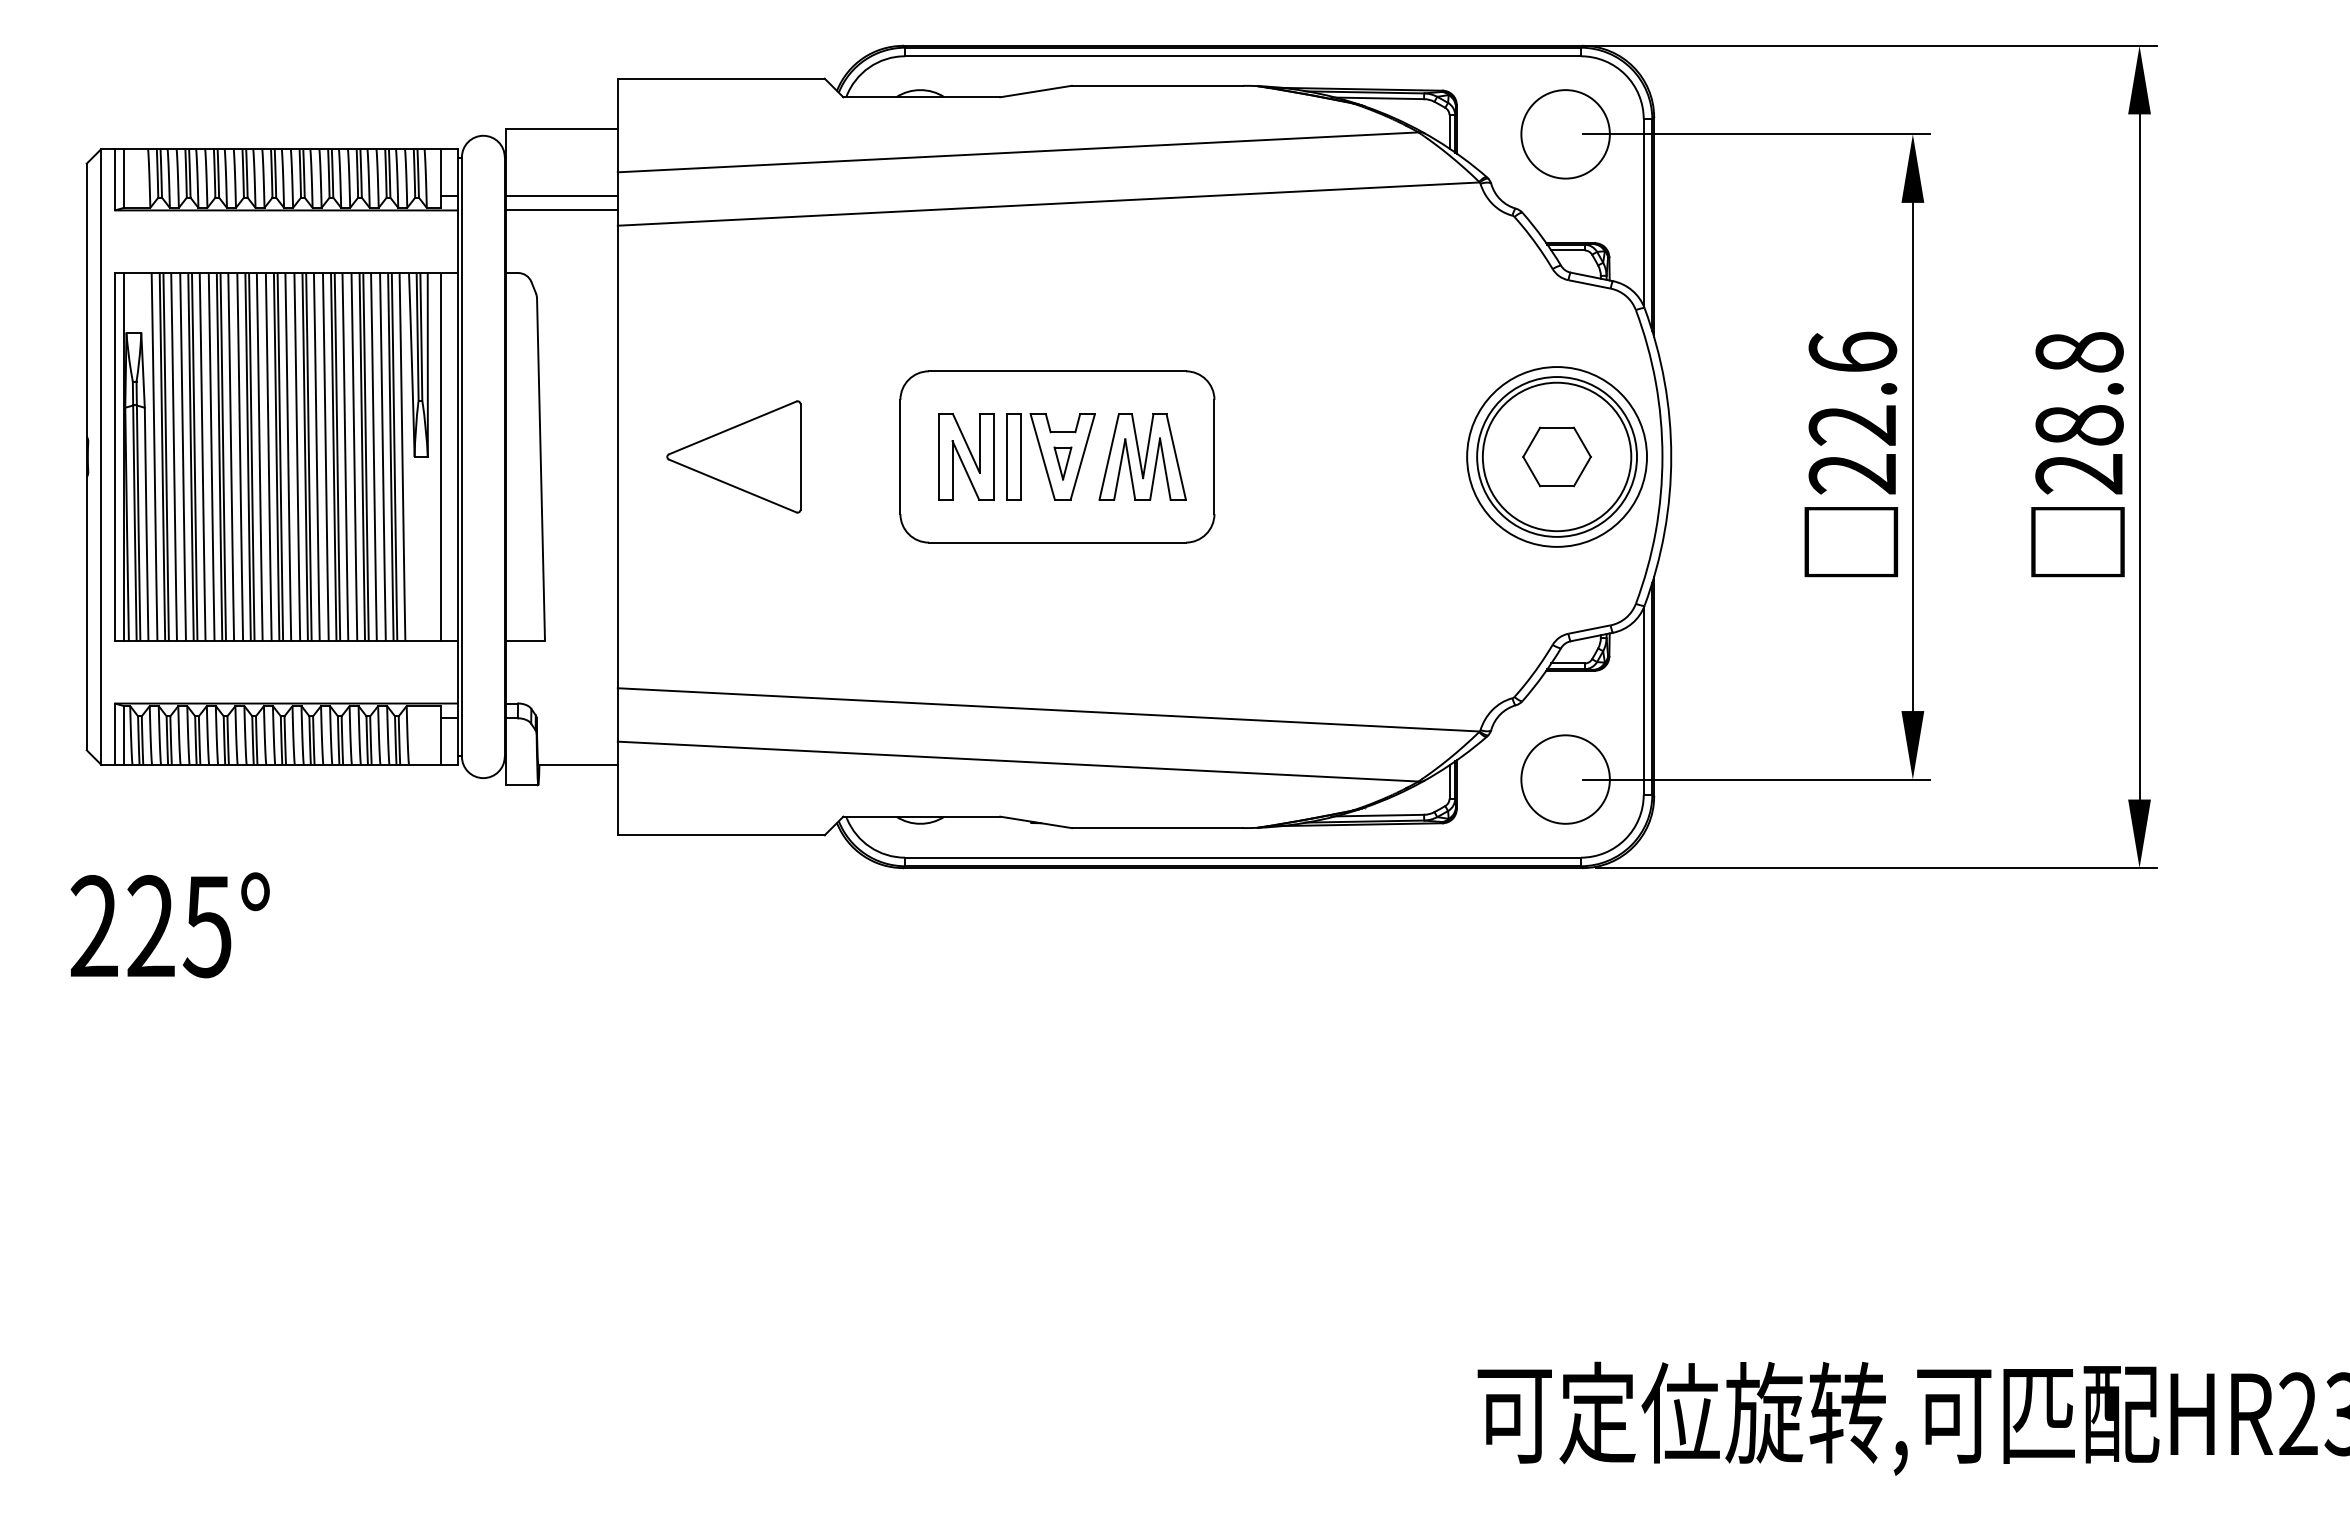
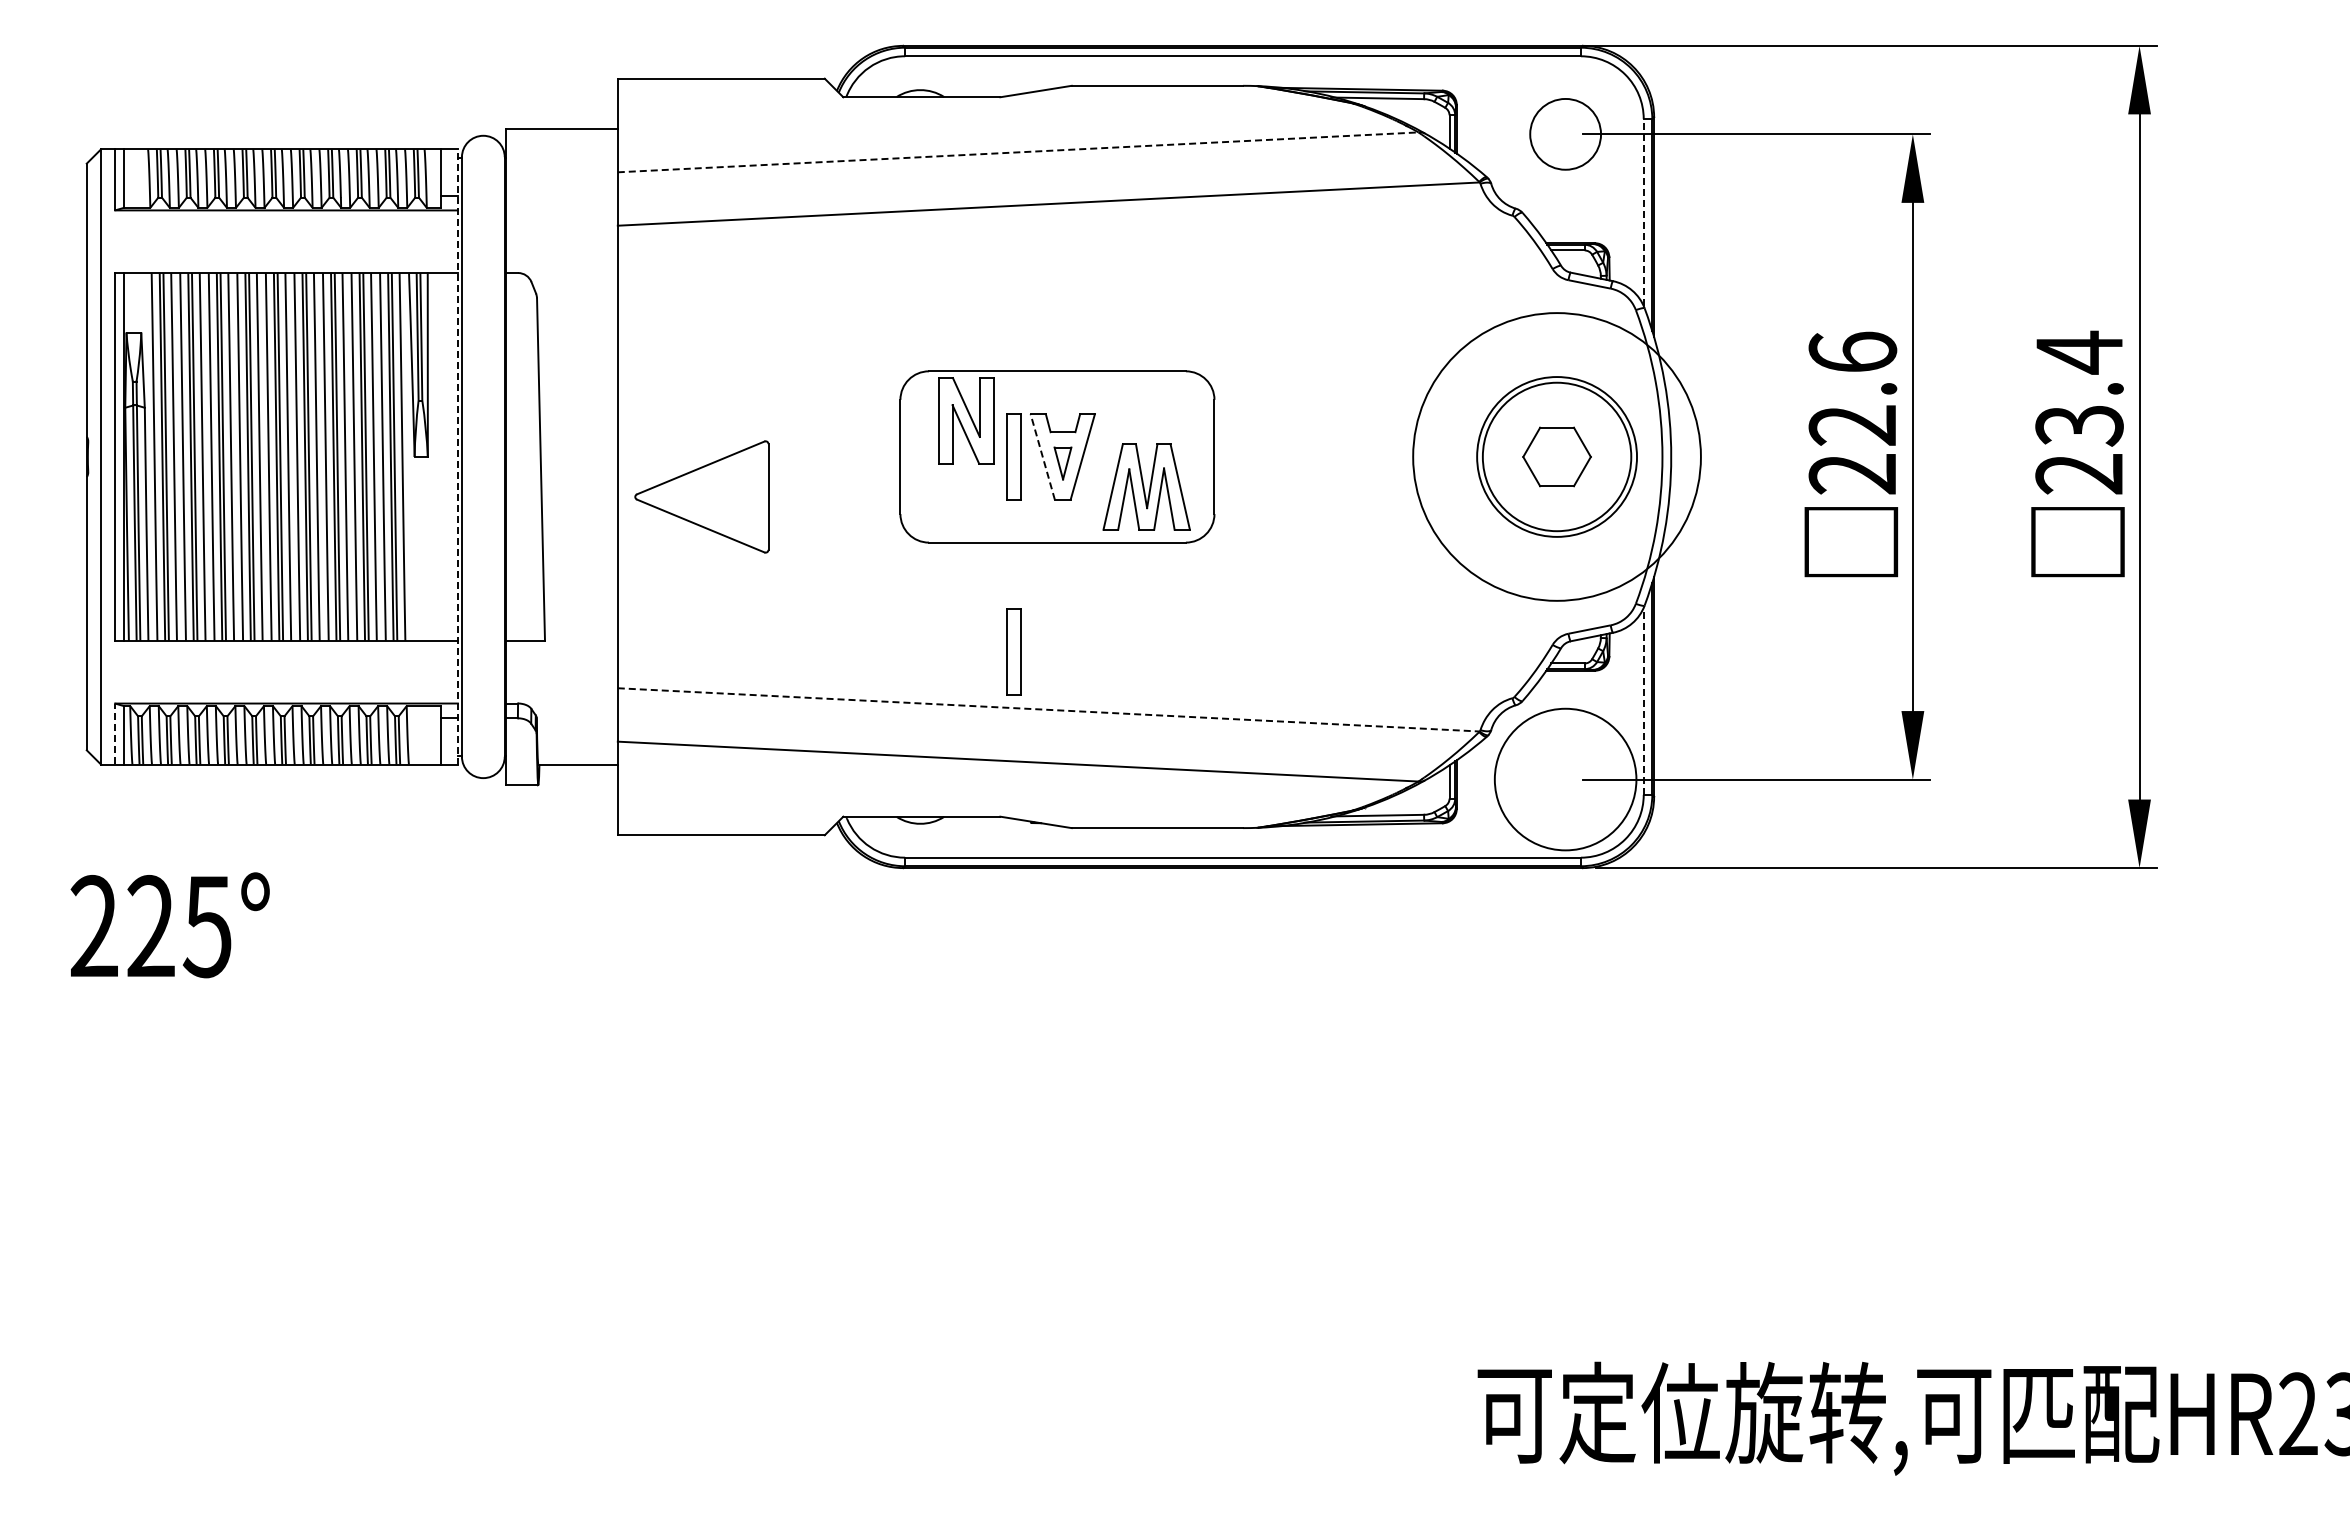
circle diameter: 89 px -> 71 px (1565, 133)
line: solid -> dashed (1018, 152)
line: present -> none (561, 195)
line: present -> none (561, 210)
line: solid -> dashed (1643, 212)
text: 28.8 -> 23.4 (2079, 388)
line: present -> none (440, 456)
line: solid -> dashed (457, 456)
part position: (733, 456) -> (701, 496) (701, 496)
part position: (966, 456) -> (966, 420) (966, 420)
line: solid -> dashed (1042, 456)
part position: (1142, 456) -> (1146, 486) (1146, 486)
circle diameter: 180 px -> 288 px (1556, 456)
part: none -> present (1013, 651)
line: solid -> dashed (1643, 701)
line: solid -> dashed (1048, 709)
line: solid -> dashed (115, 733)
circle diameter: 89 px -> 142 px (1565, 779)
